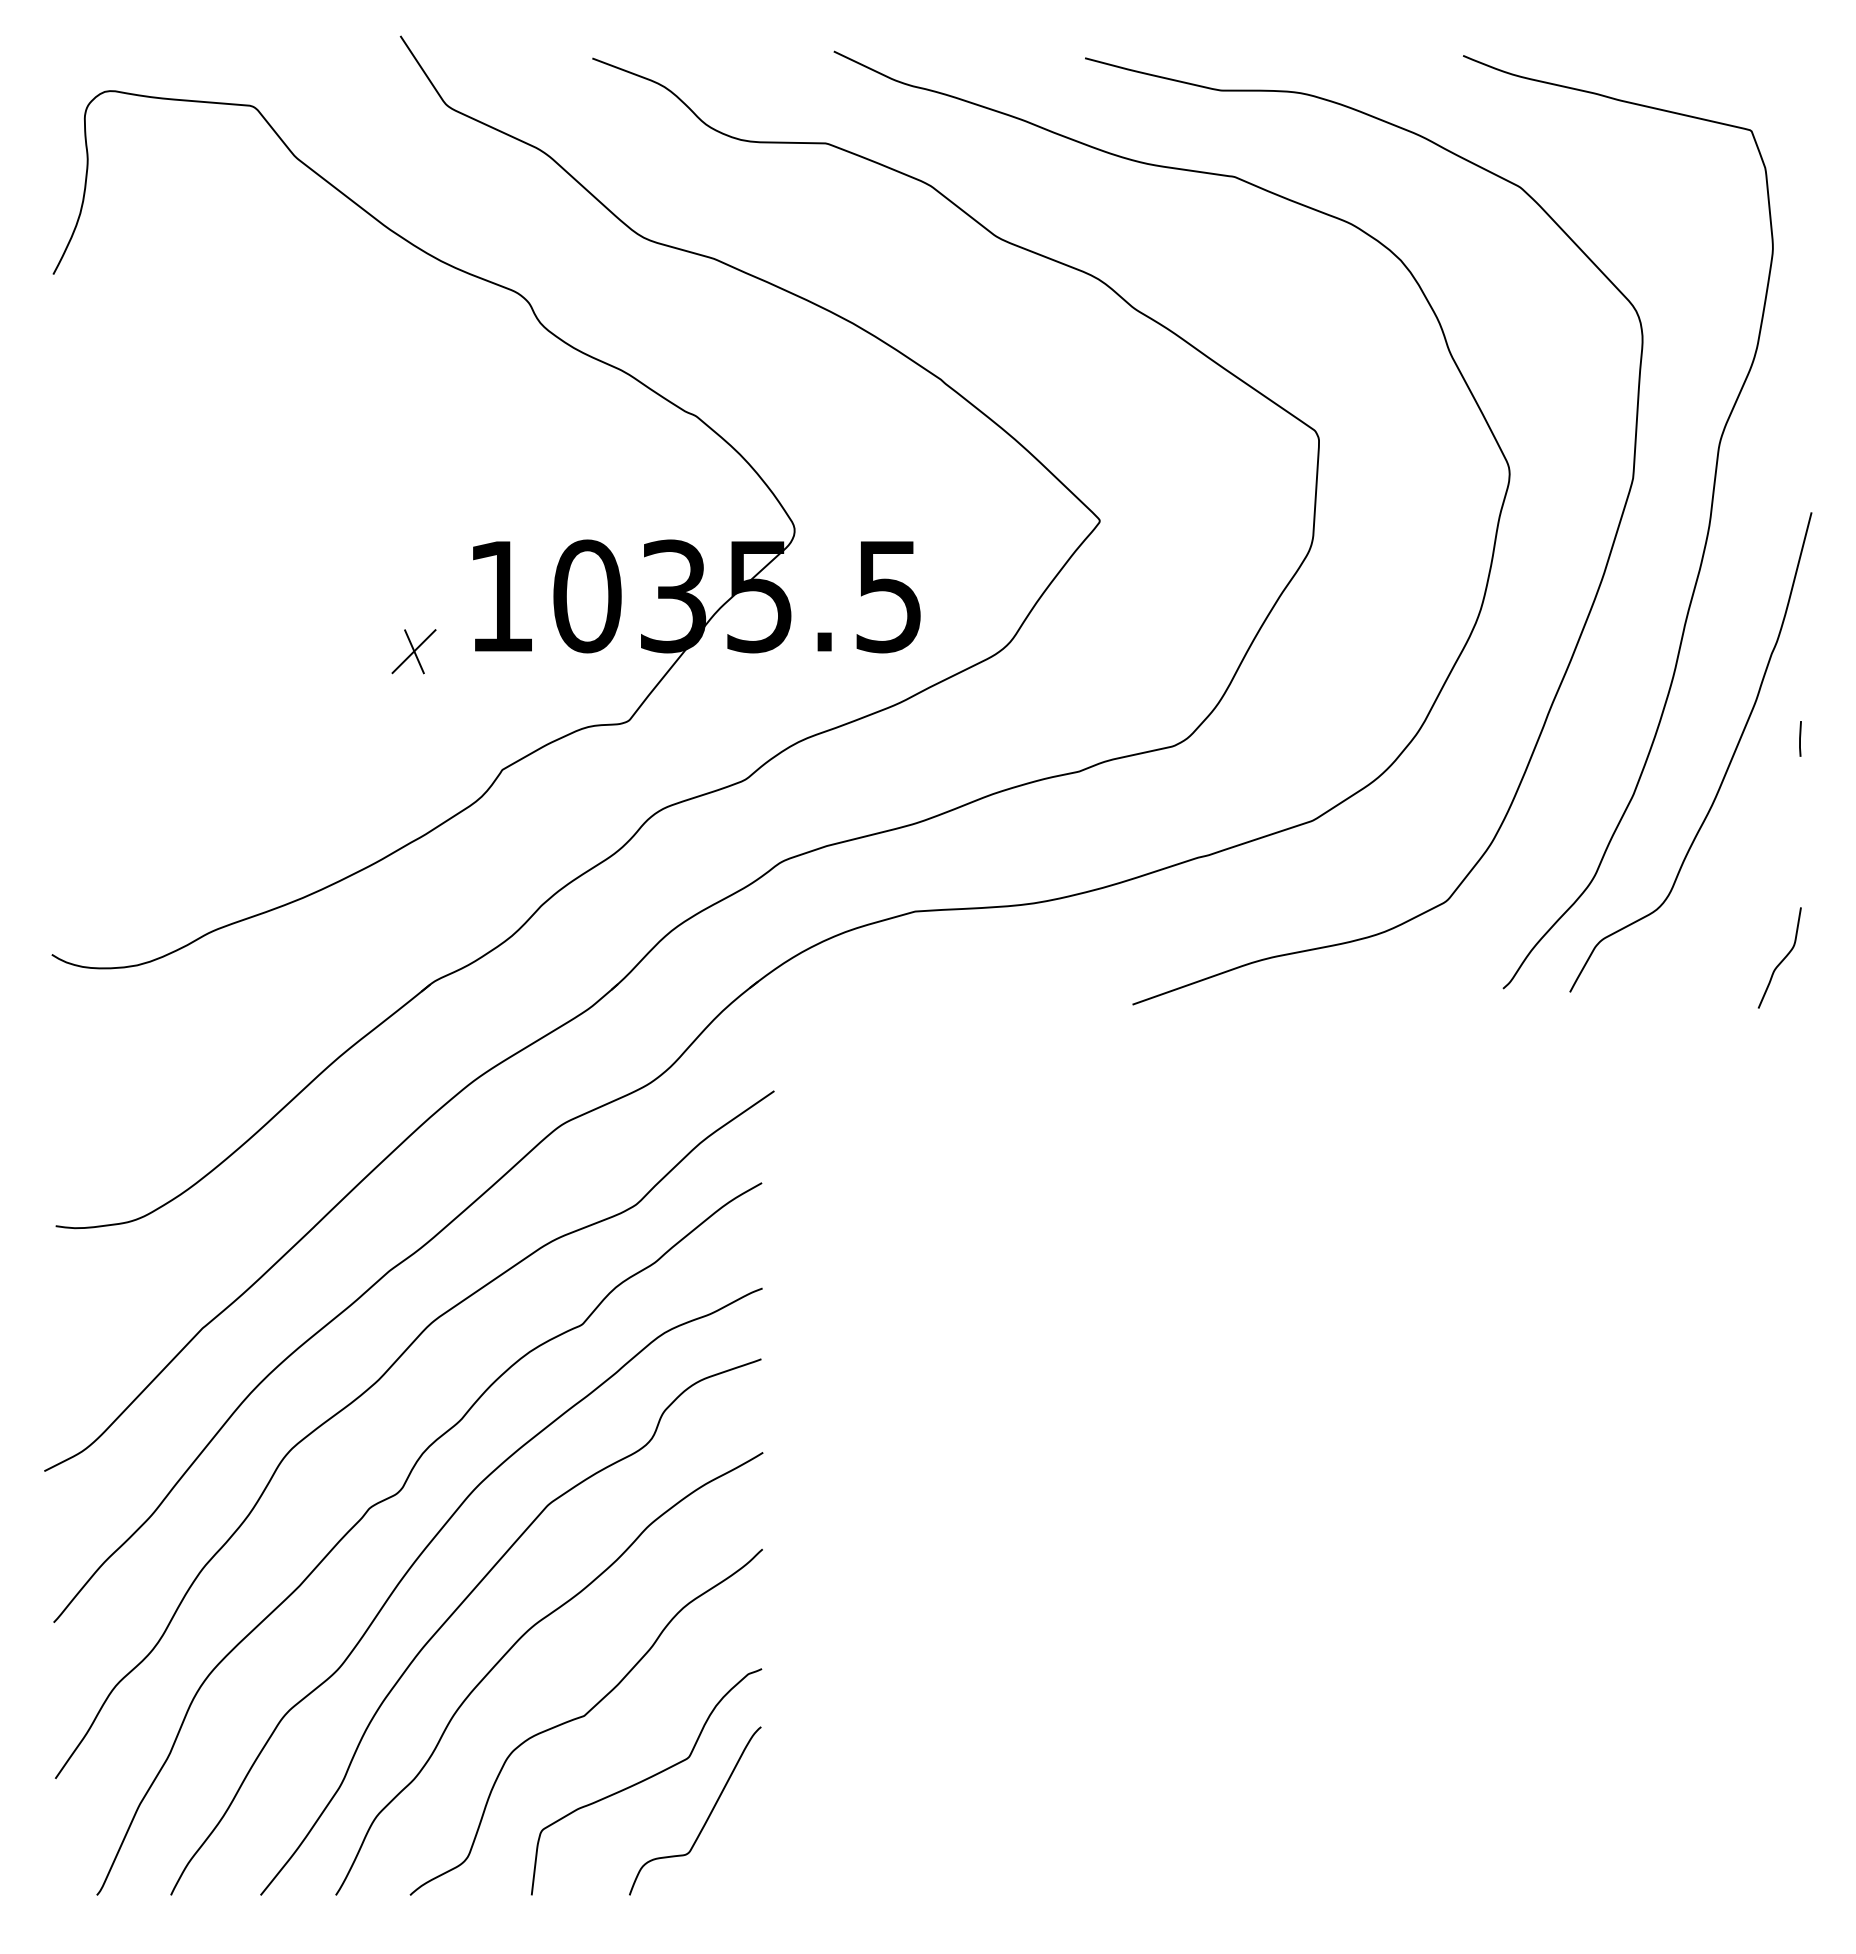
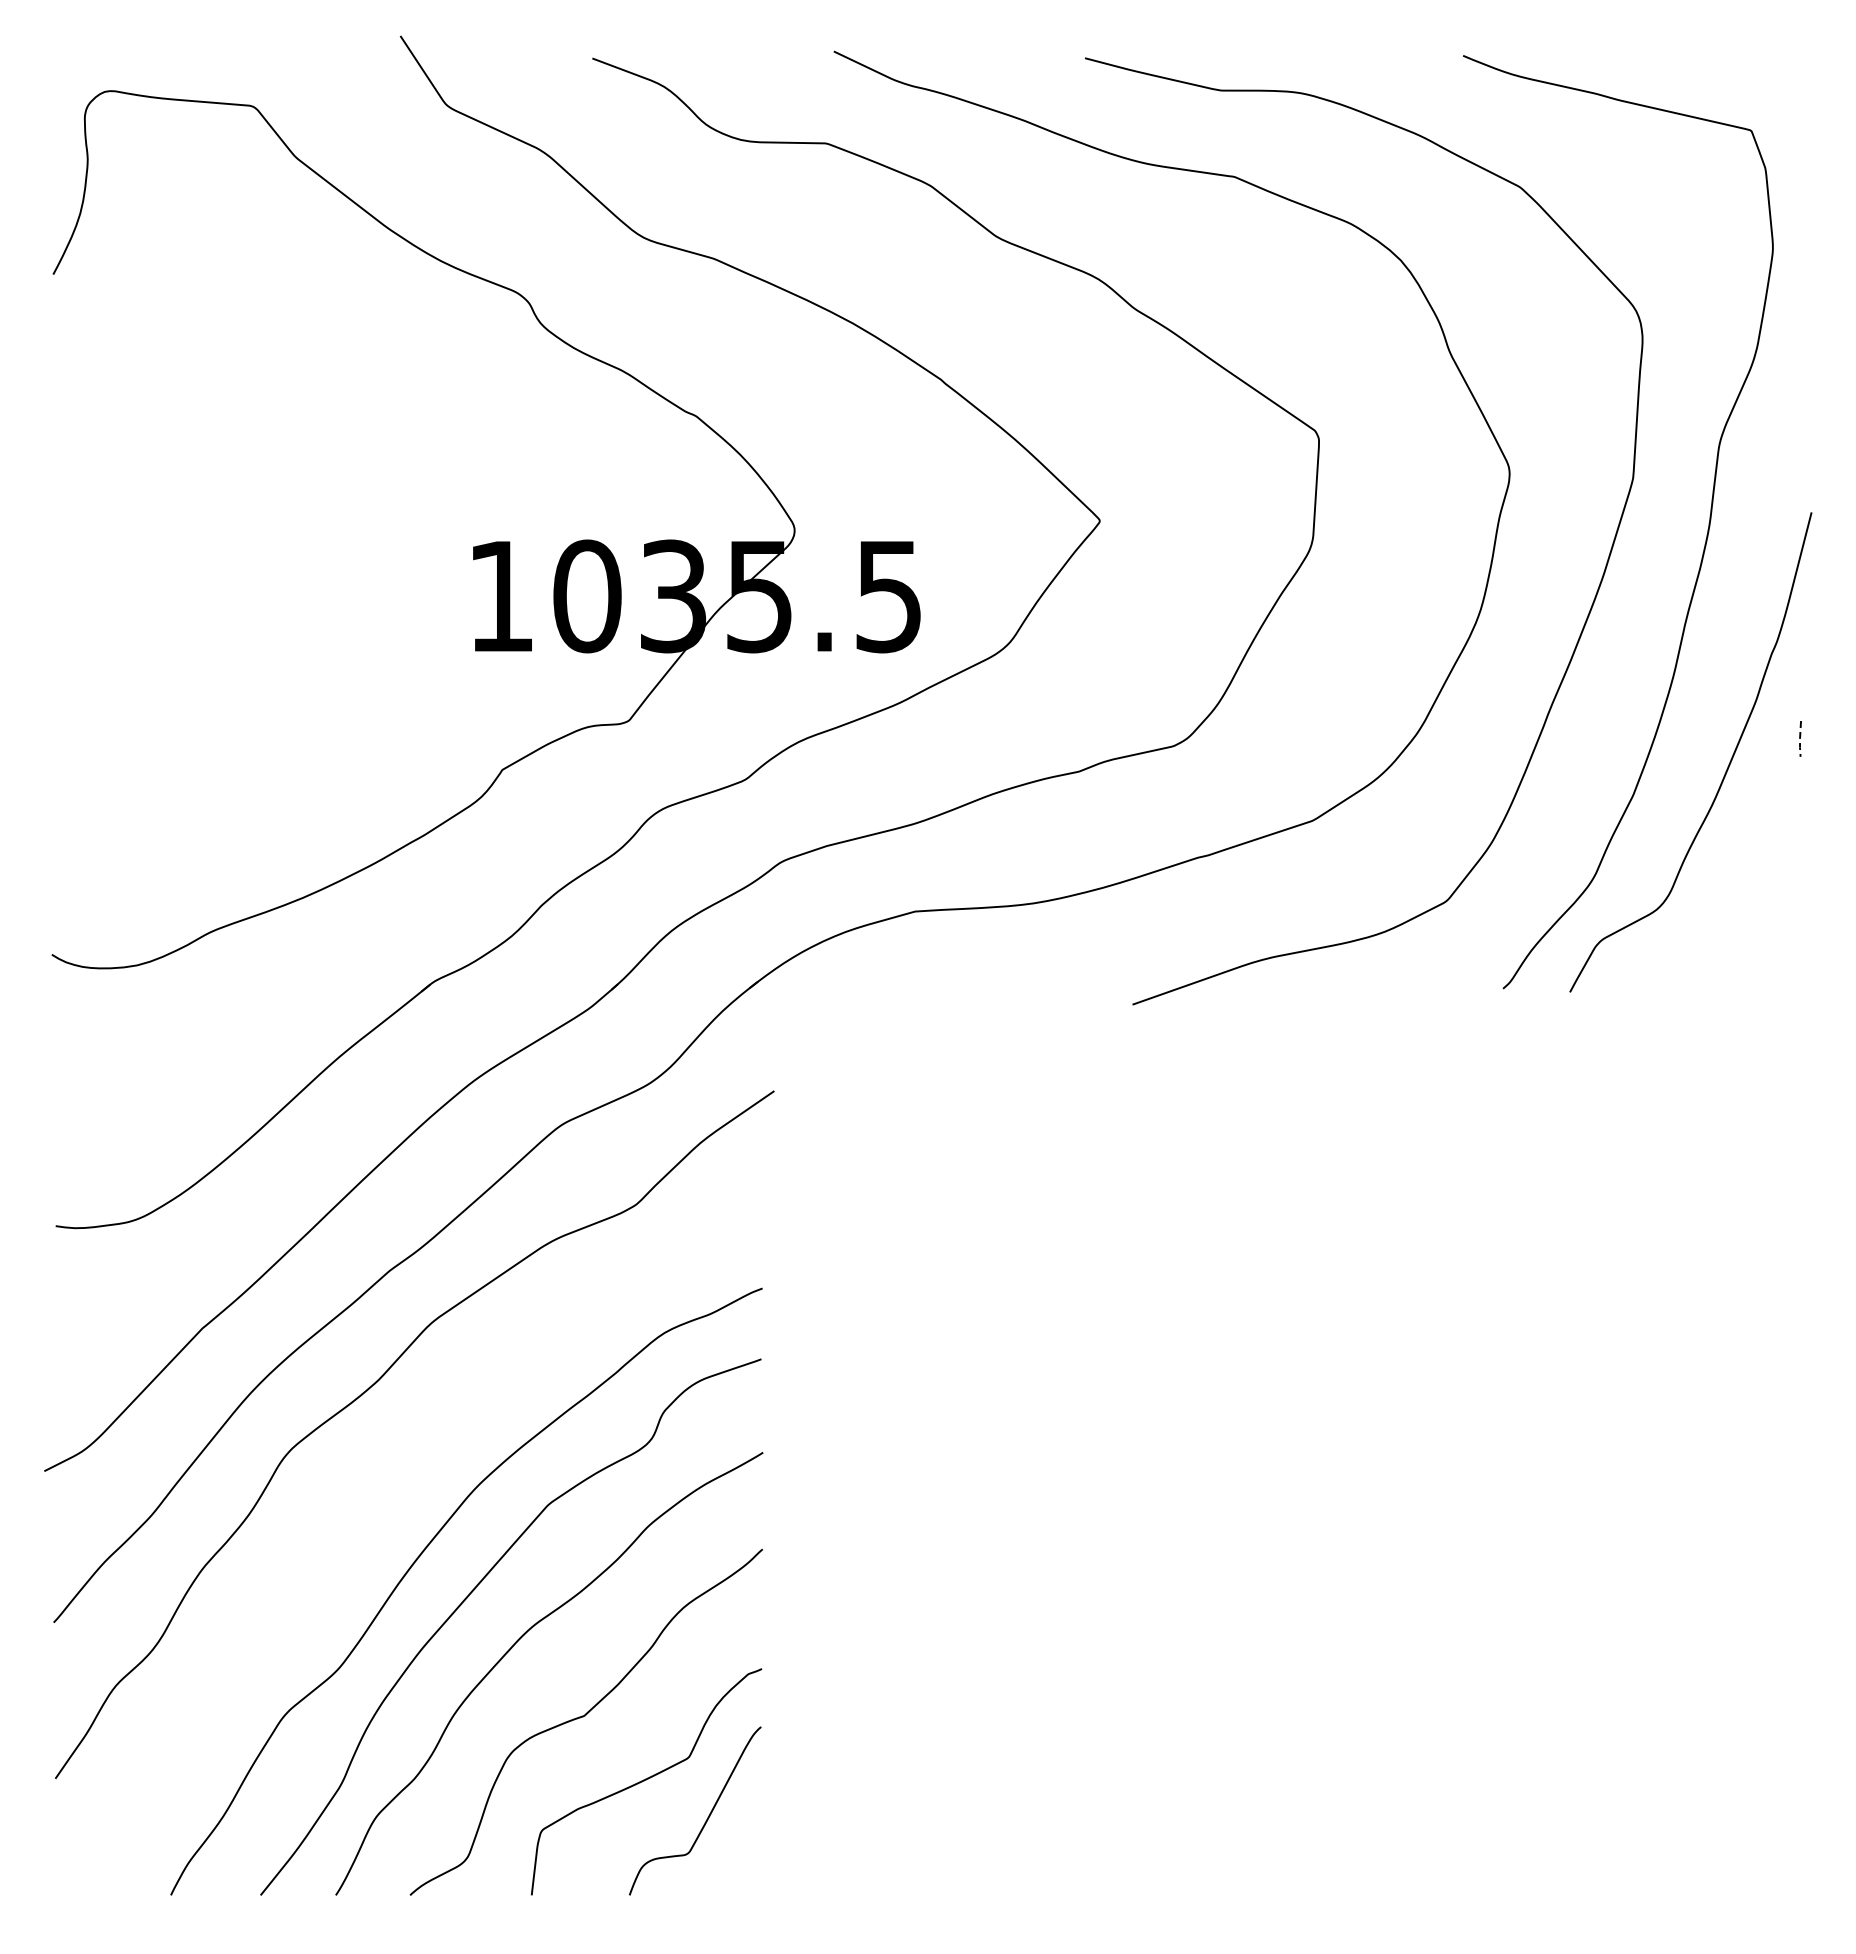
part: present -> none (413, 651)
line: solid -> dashed (1800, 739)
curve: present -> none (1782, 959)
curve: present -> none (396, 1495)
